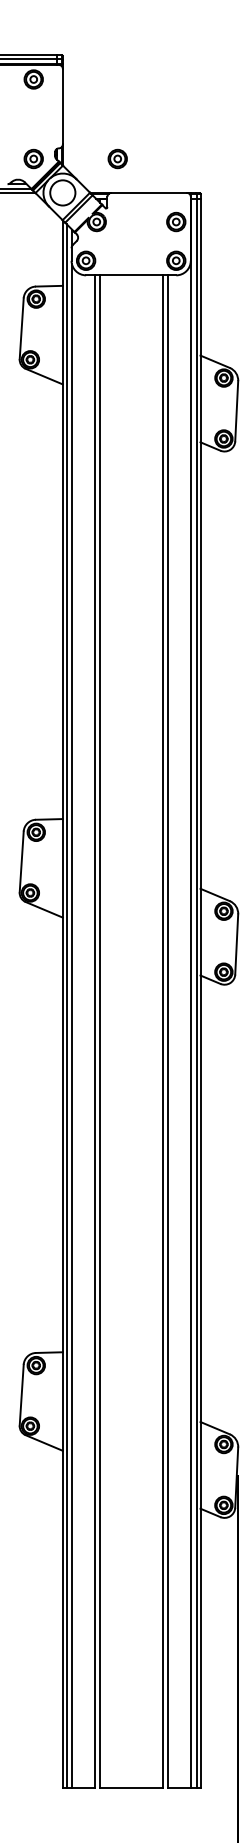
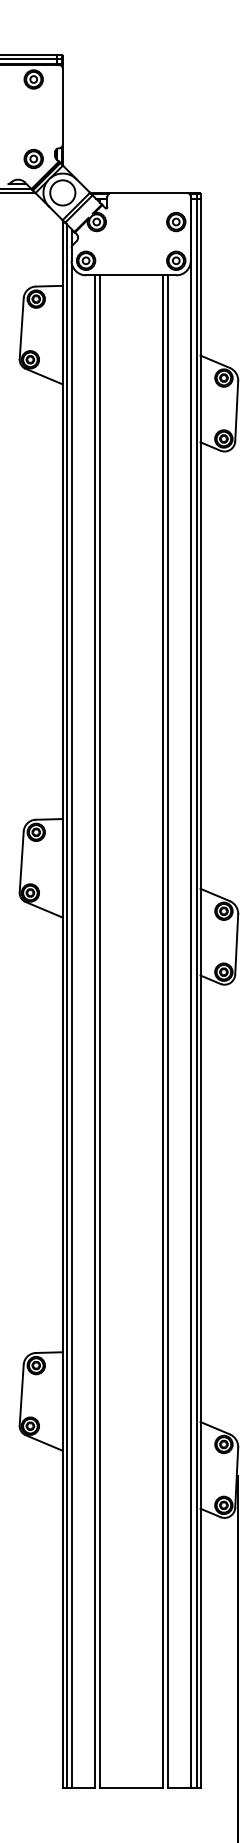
part: present -> none (117, 158)
